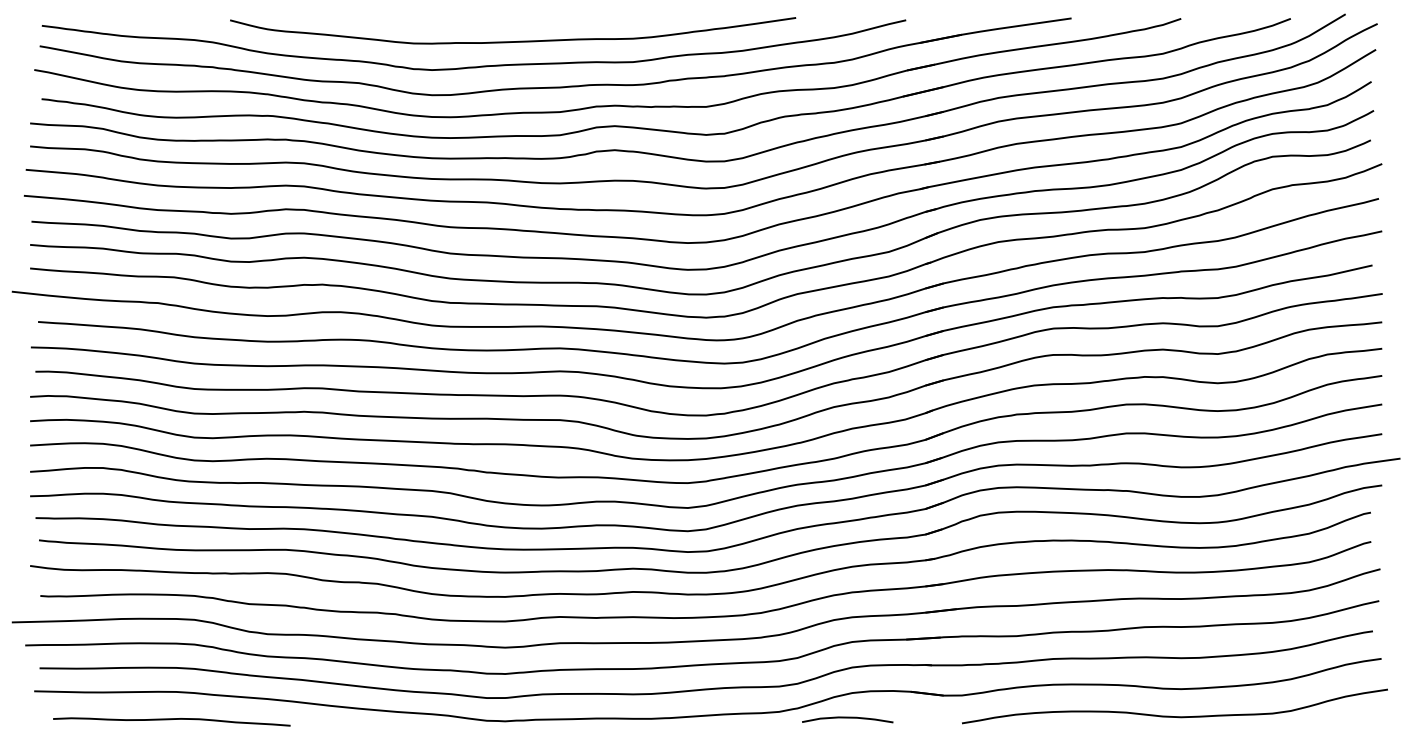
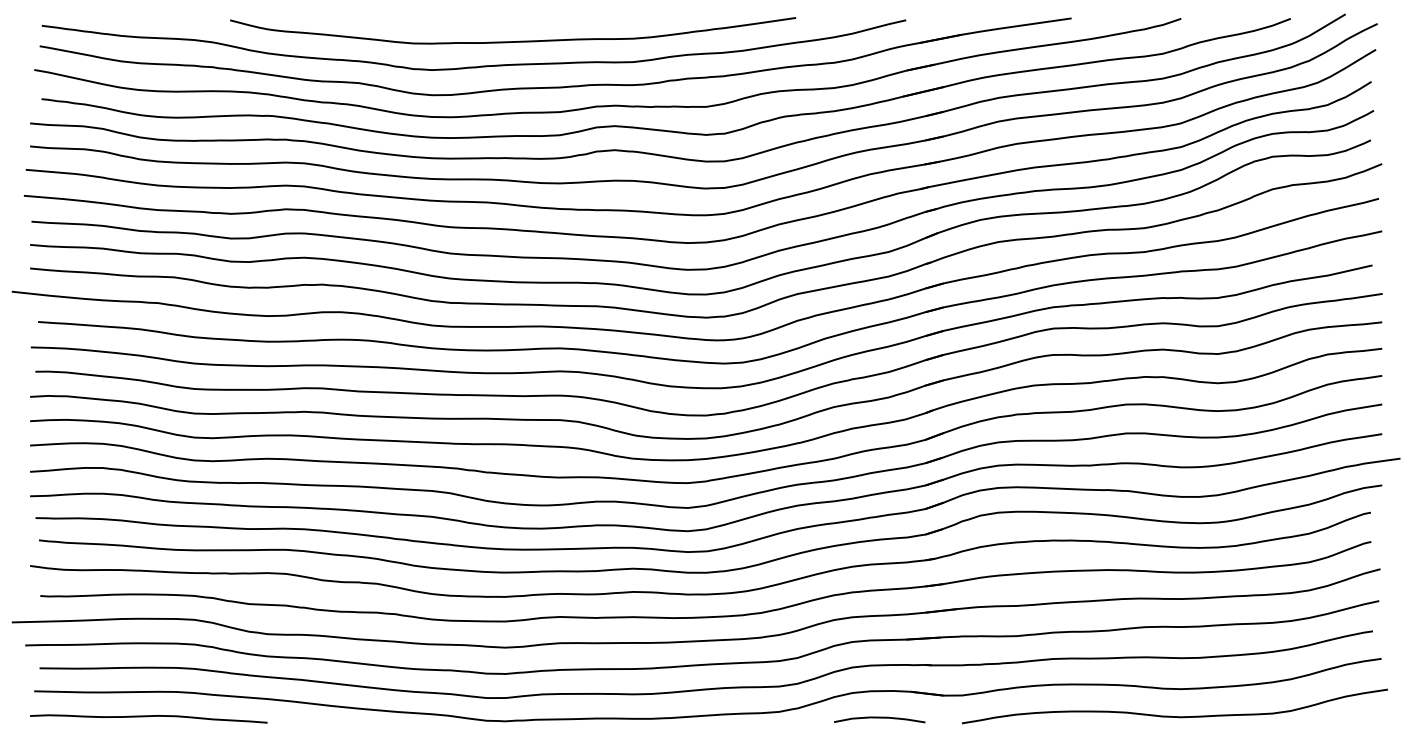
curve position: (847, 718) -> (879, 718) (879, 718)
curve position: (170, 720) -> (147, 717) (147, 717)
